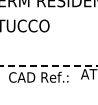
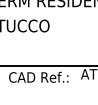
line: dashed -> solid (49, 65)
